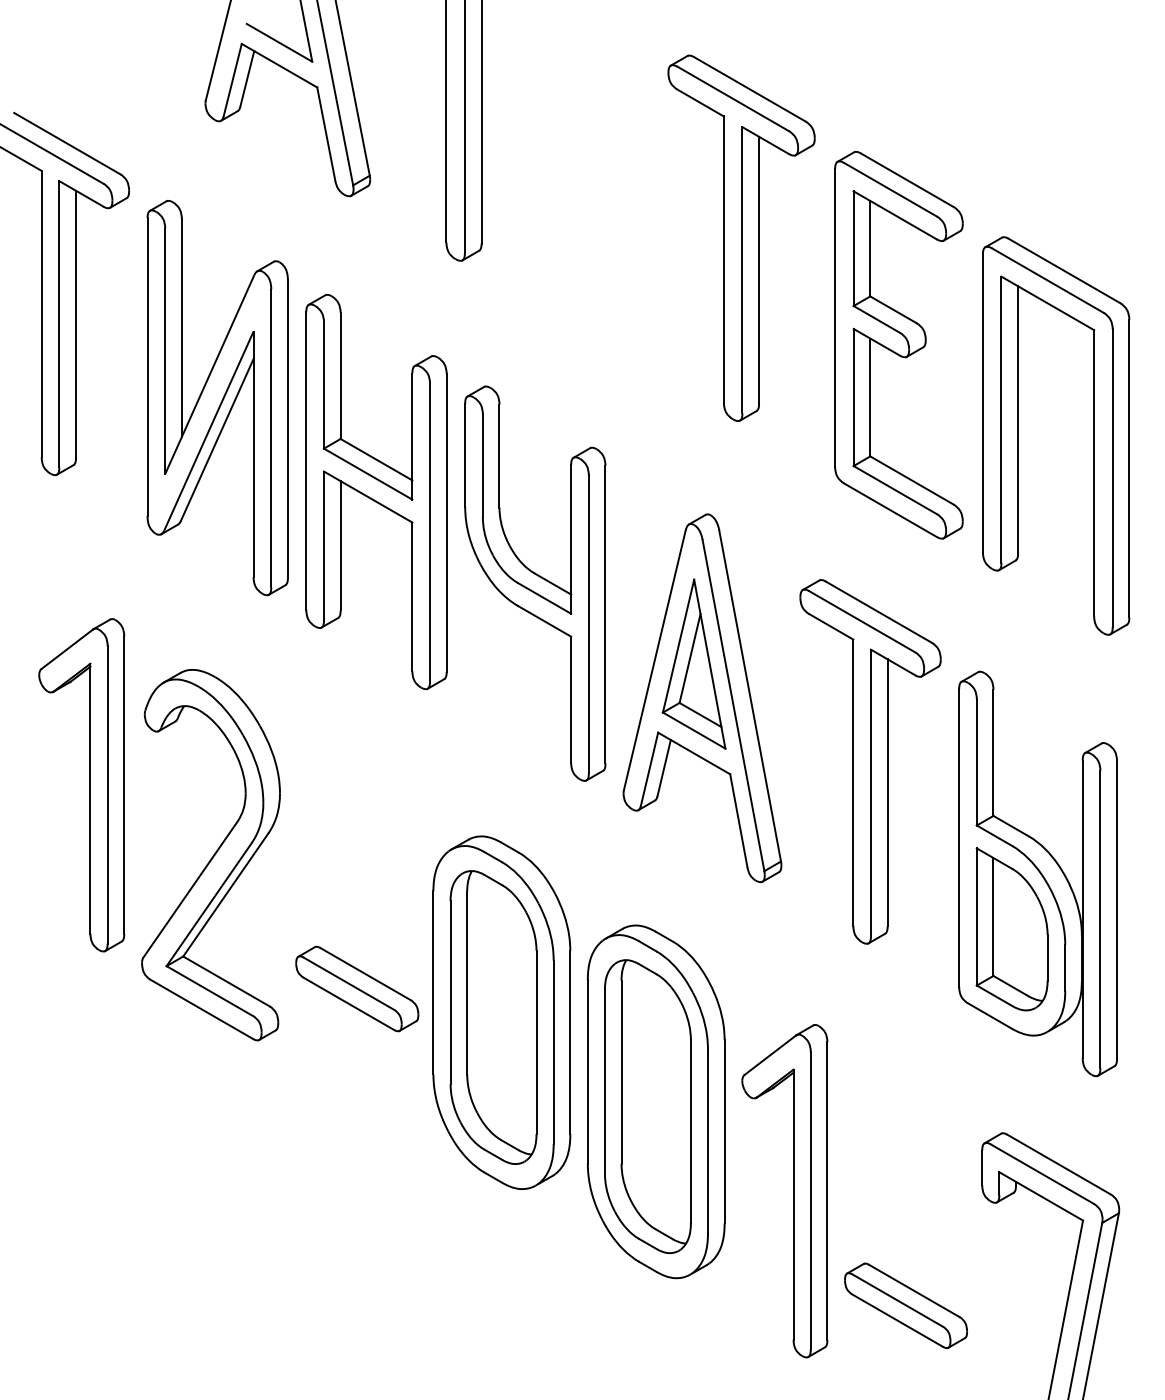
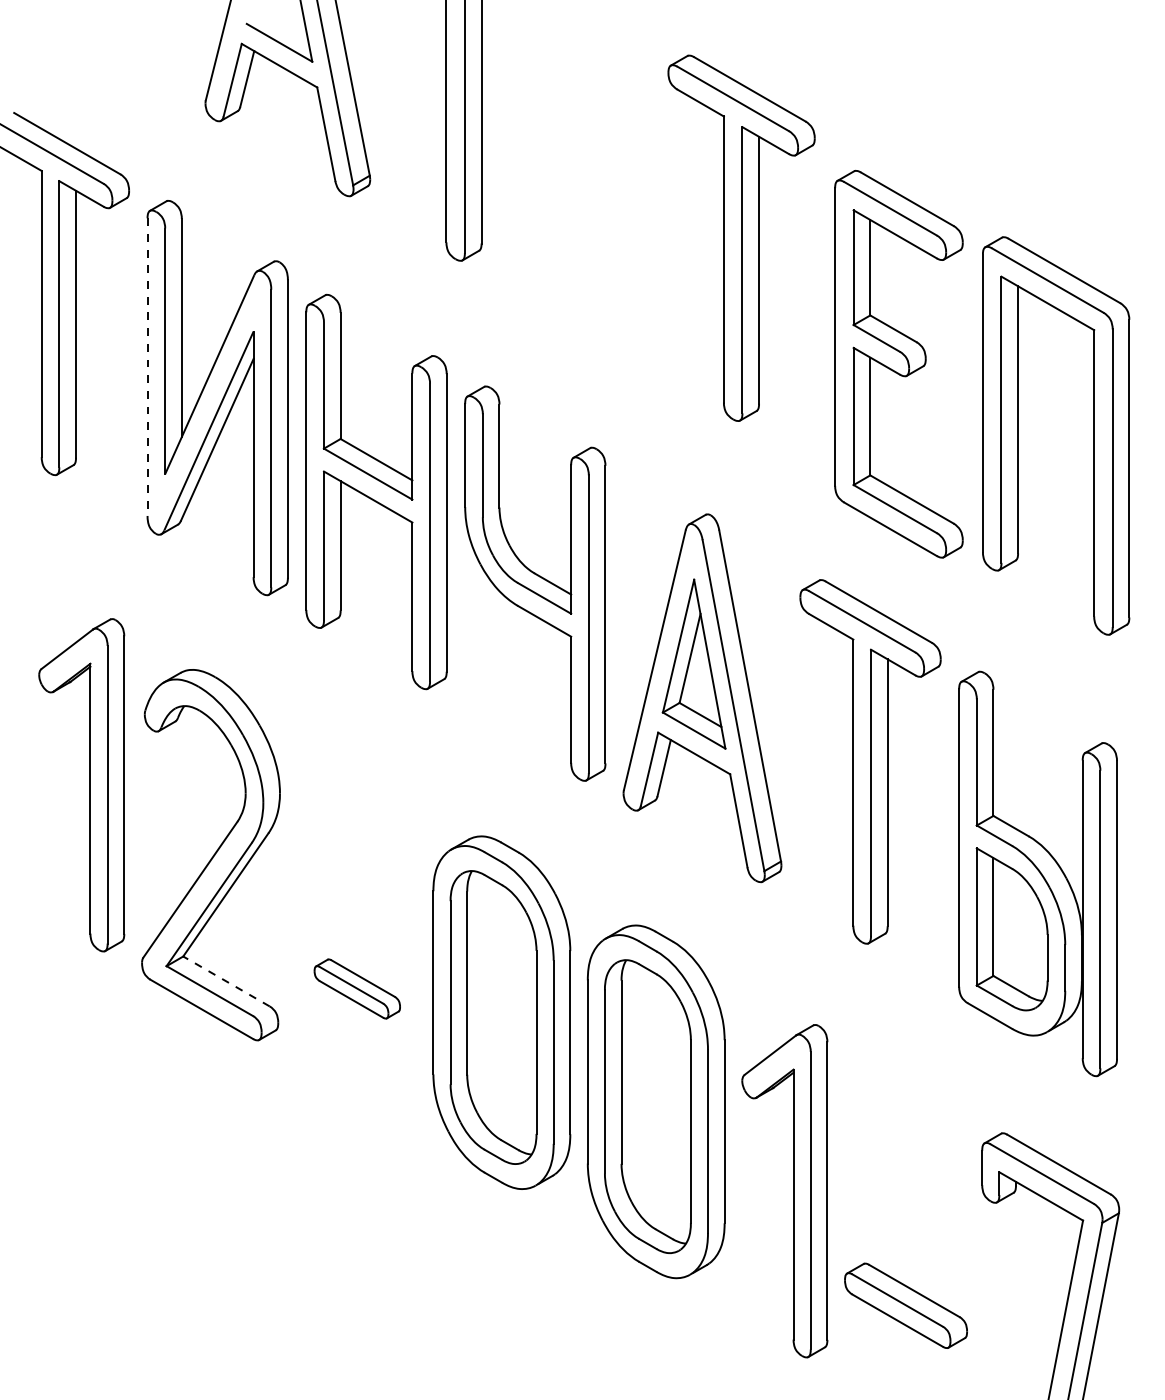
part position: (898, 345) -> (898, 364) (898, 364)
line: solid -> dashed (147, 367)
line: solid -> dashed (226, 981)
part size: 125x88 px -> 88x62 px (356, 988)
